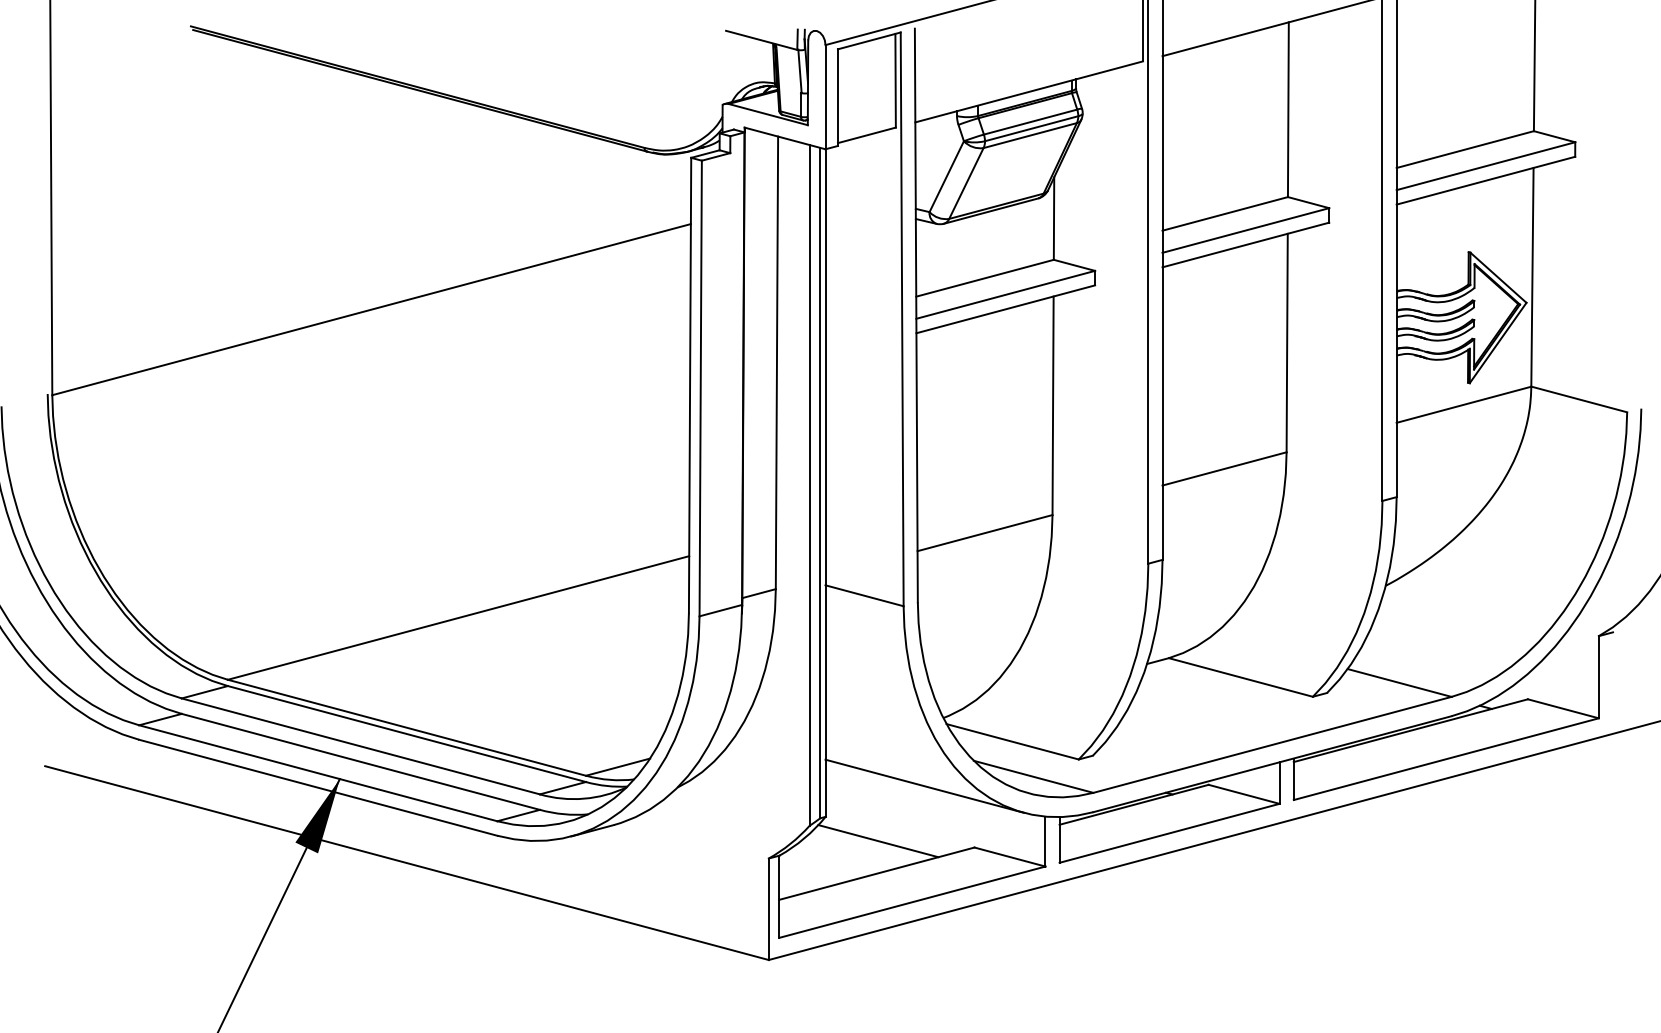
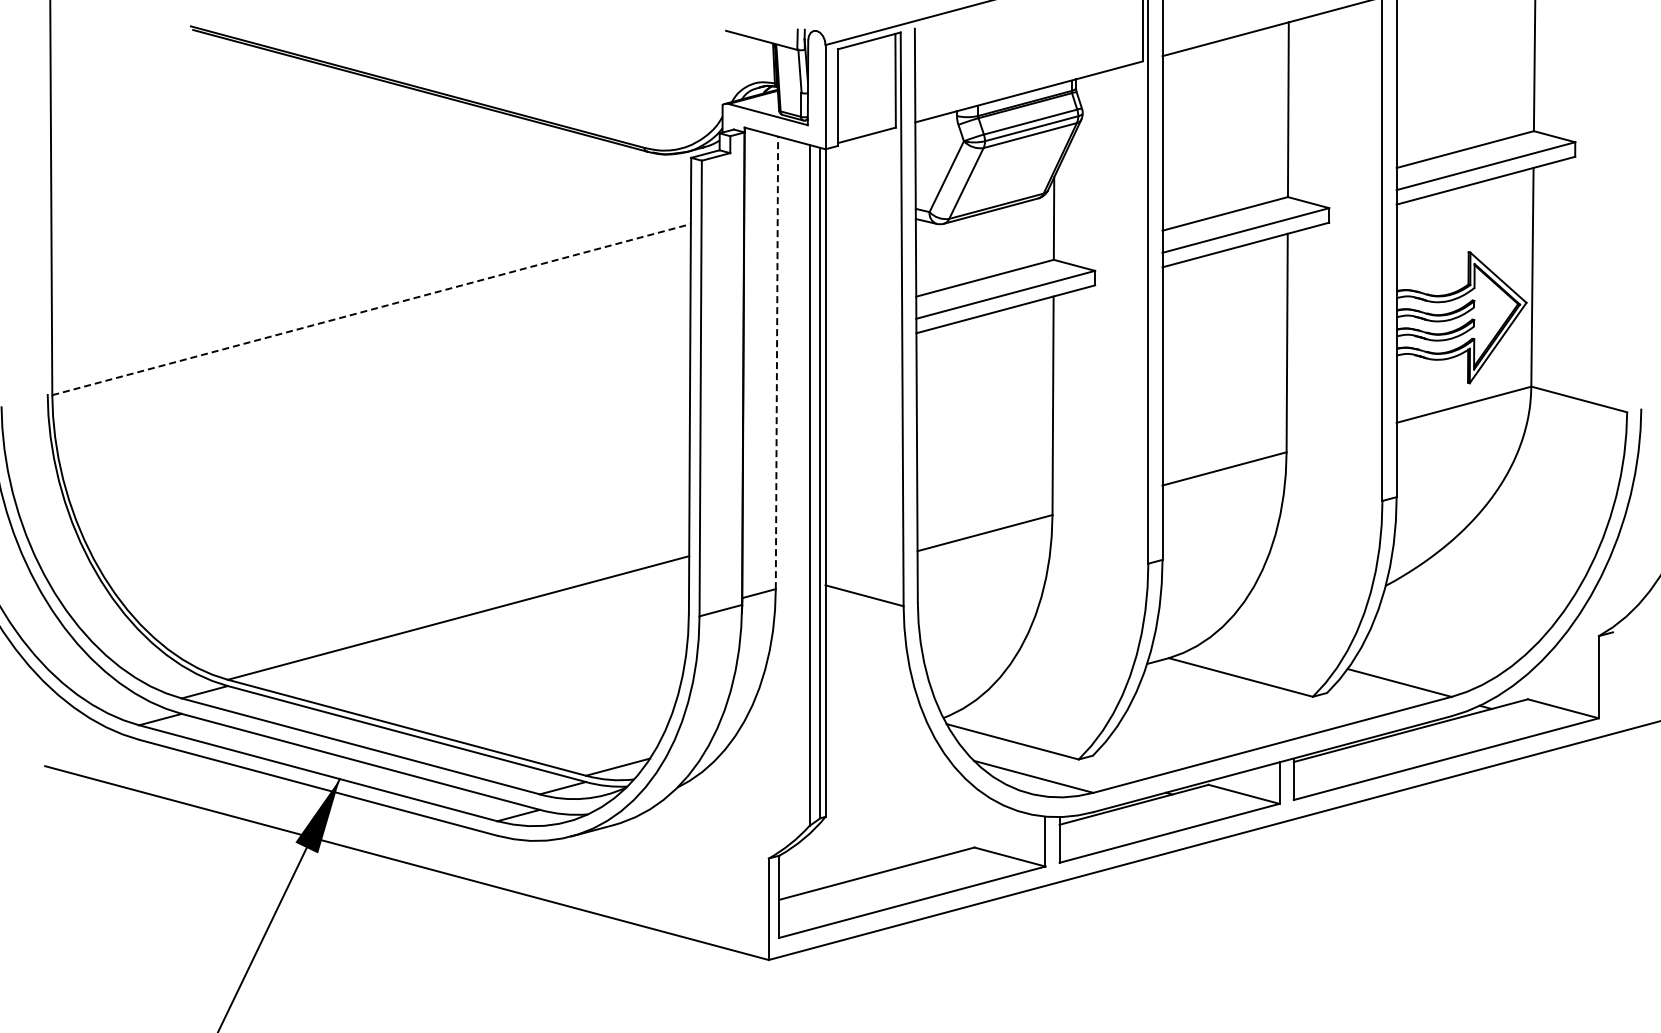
line: solid -> dashed (371, 309)
line: solid -> dashed (776, 362)
line: present -> none (924, 785)
line: present -> none (878, 841)
